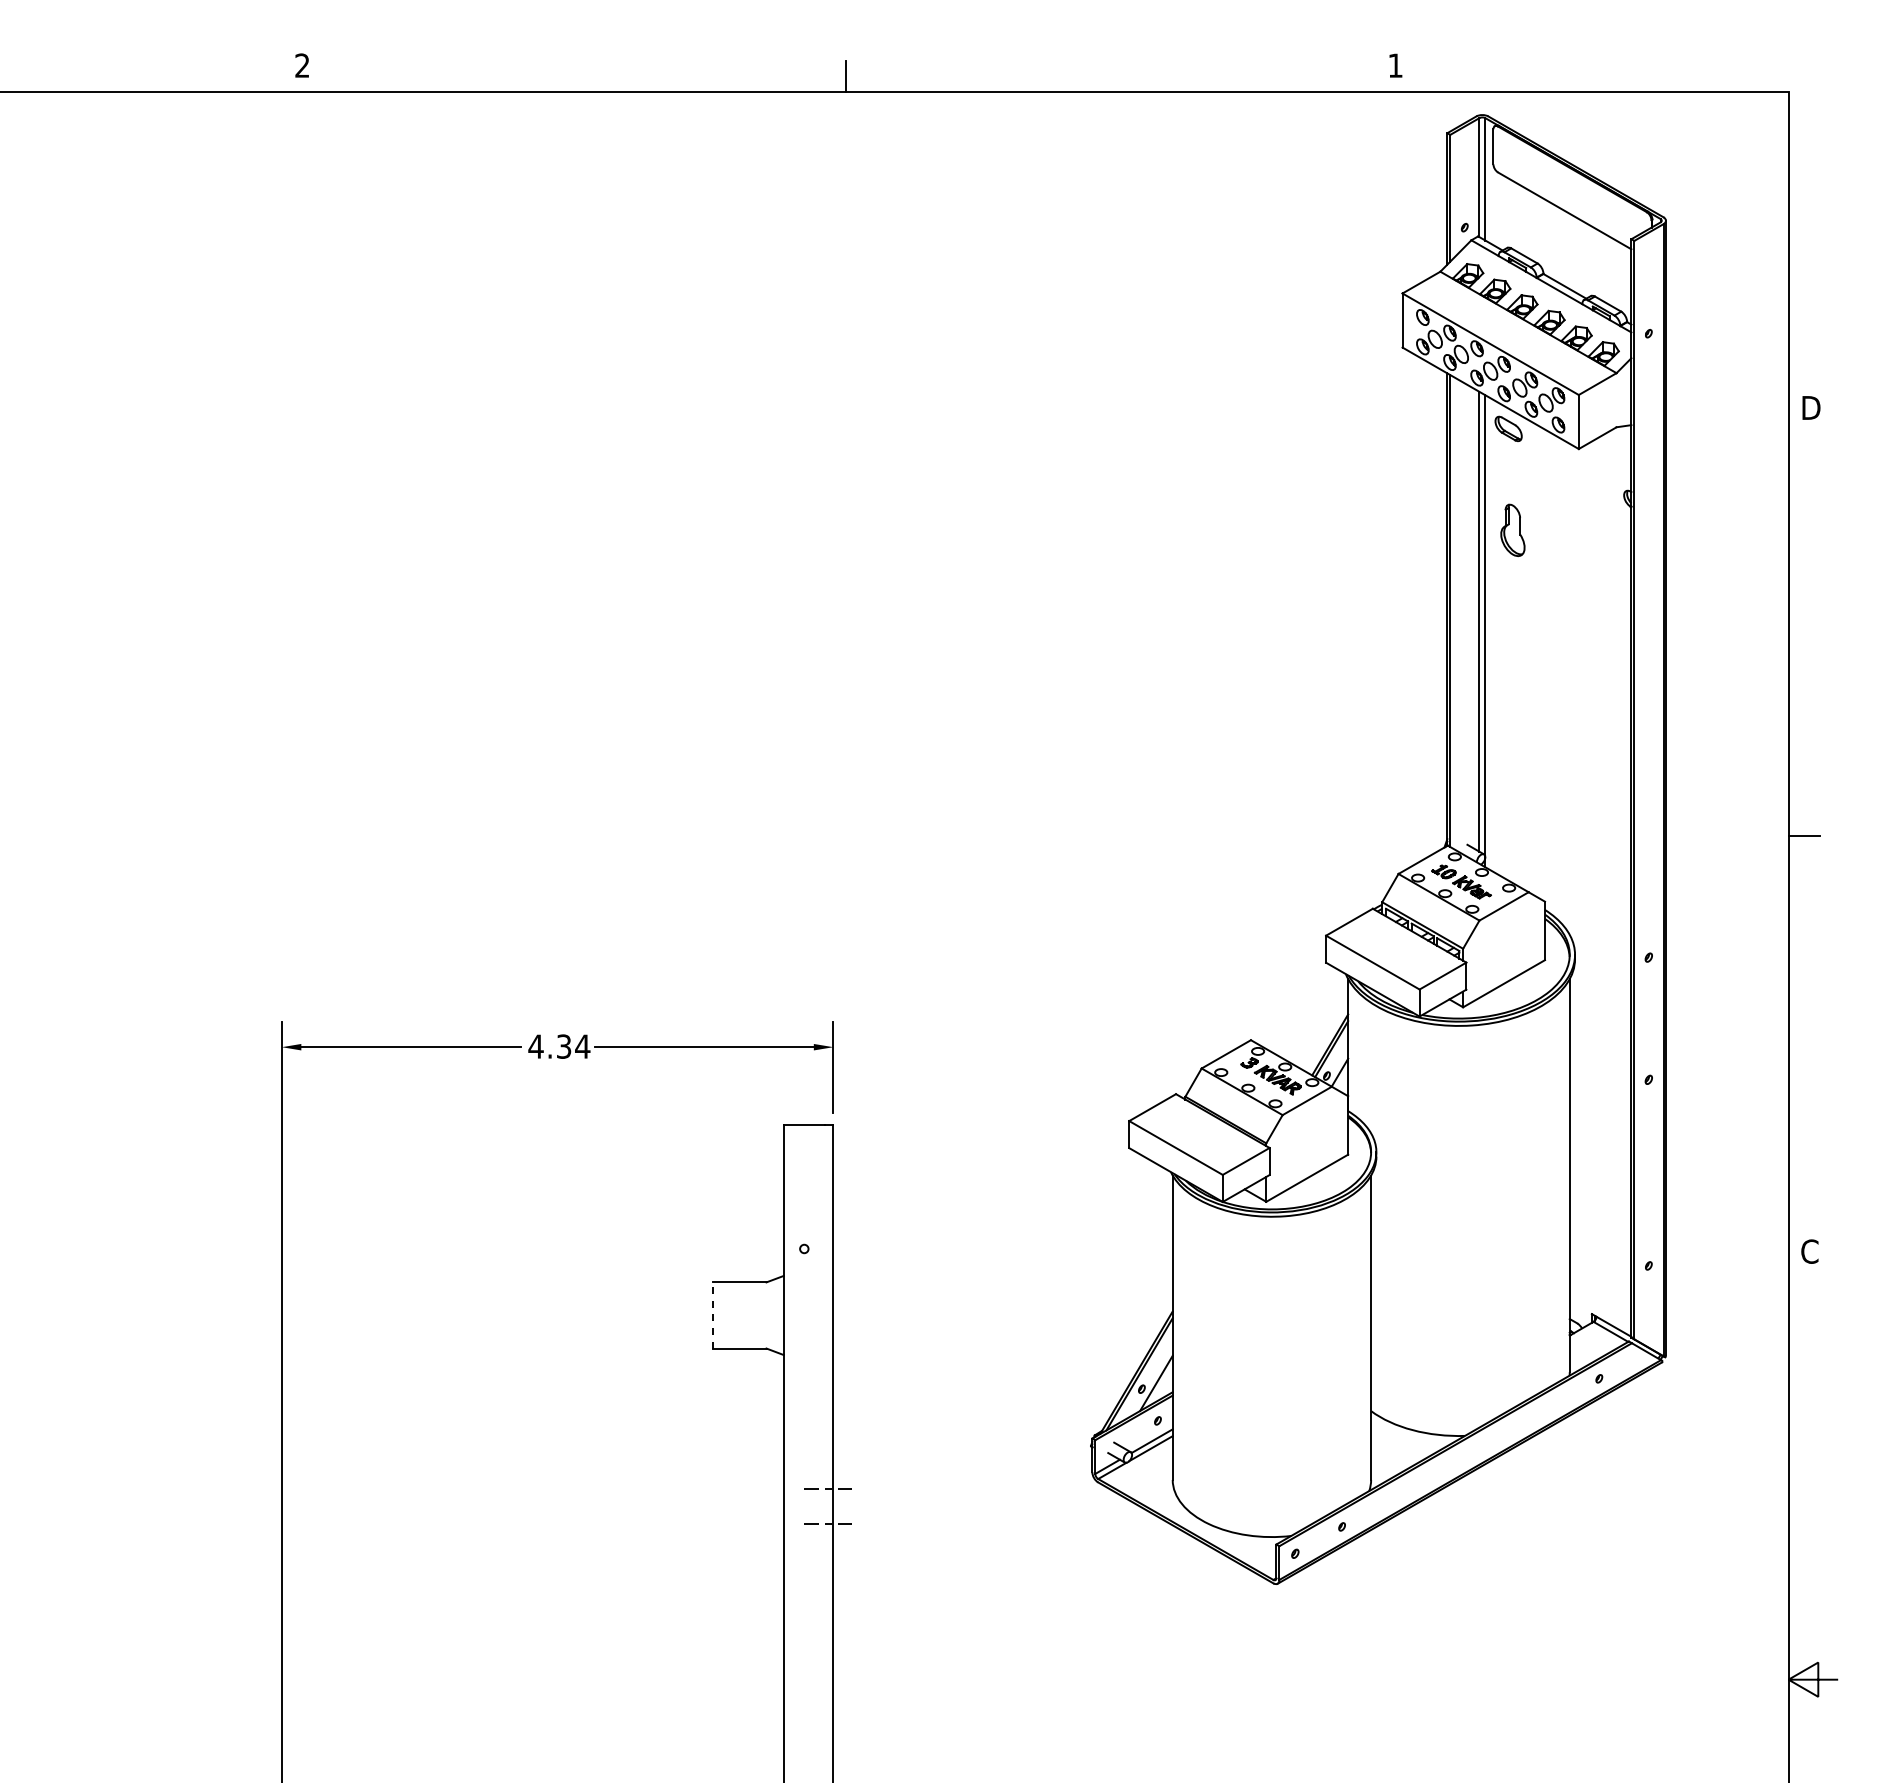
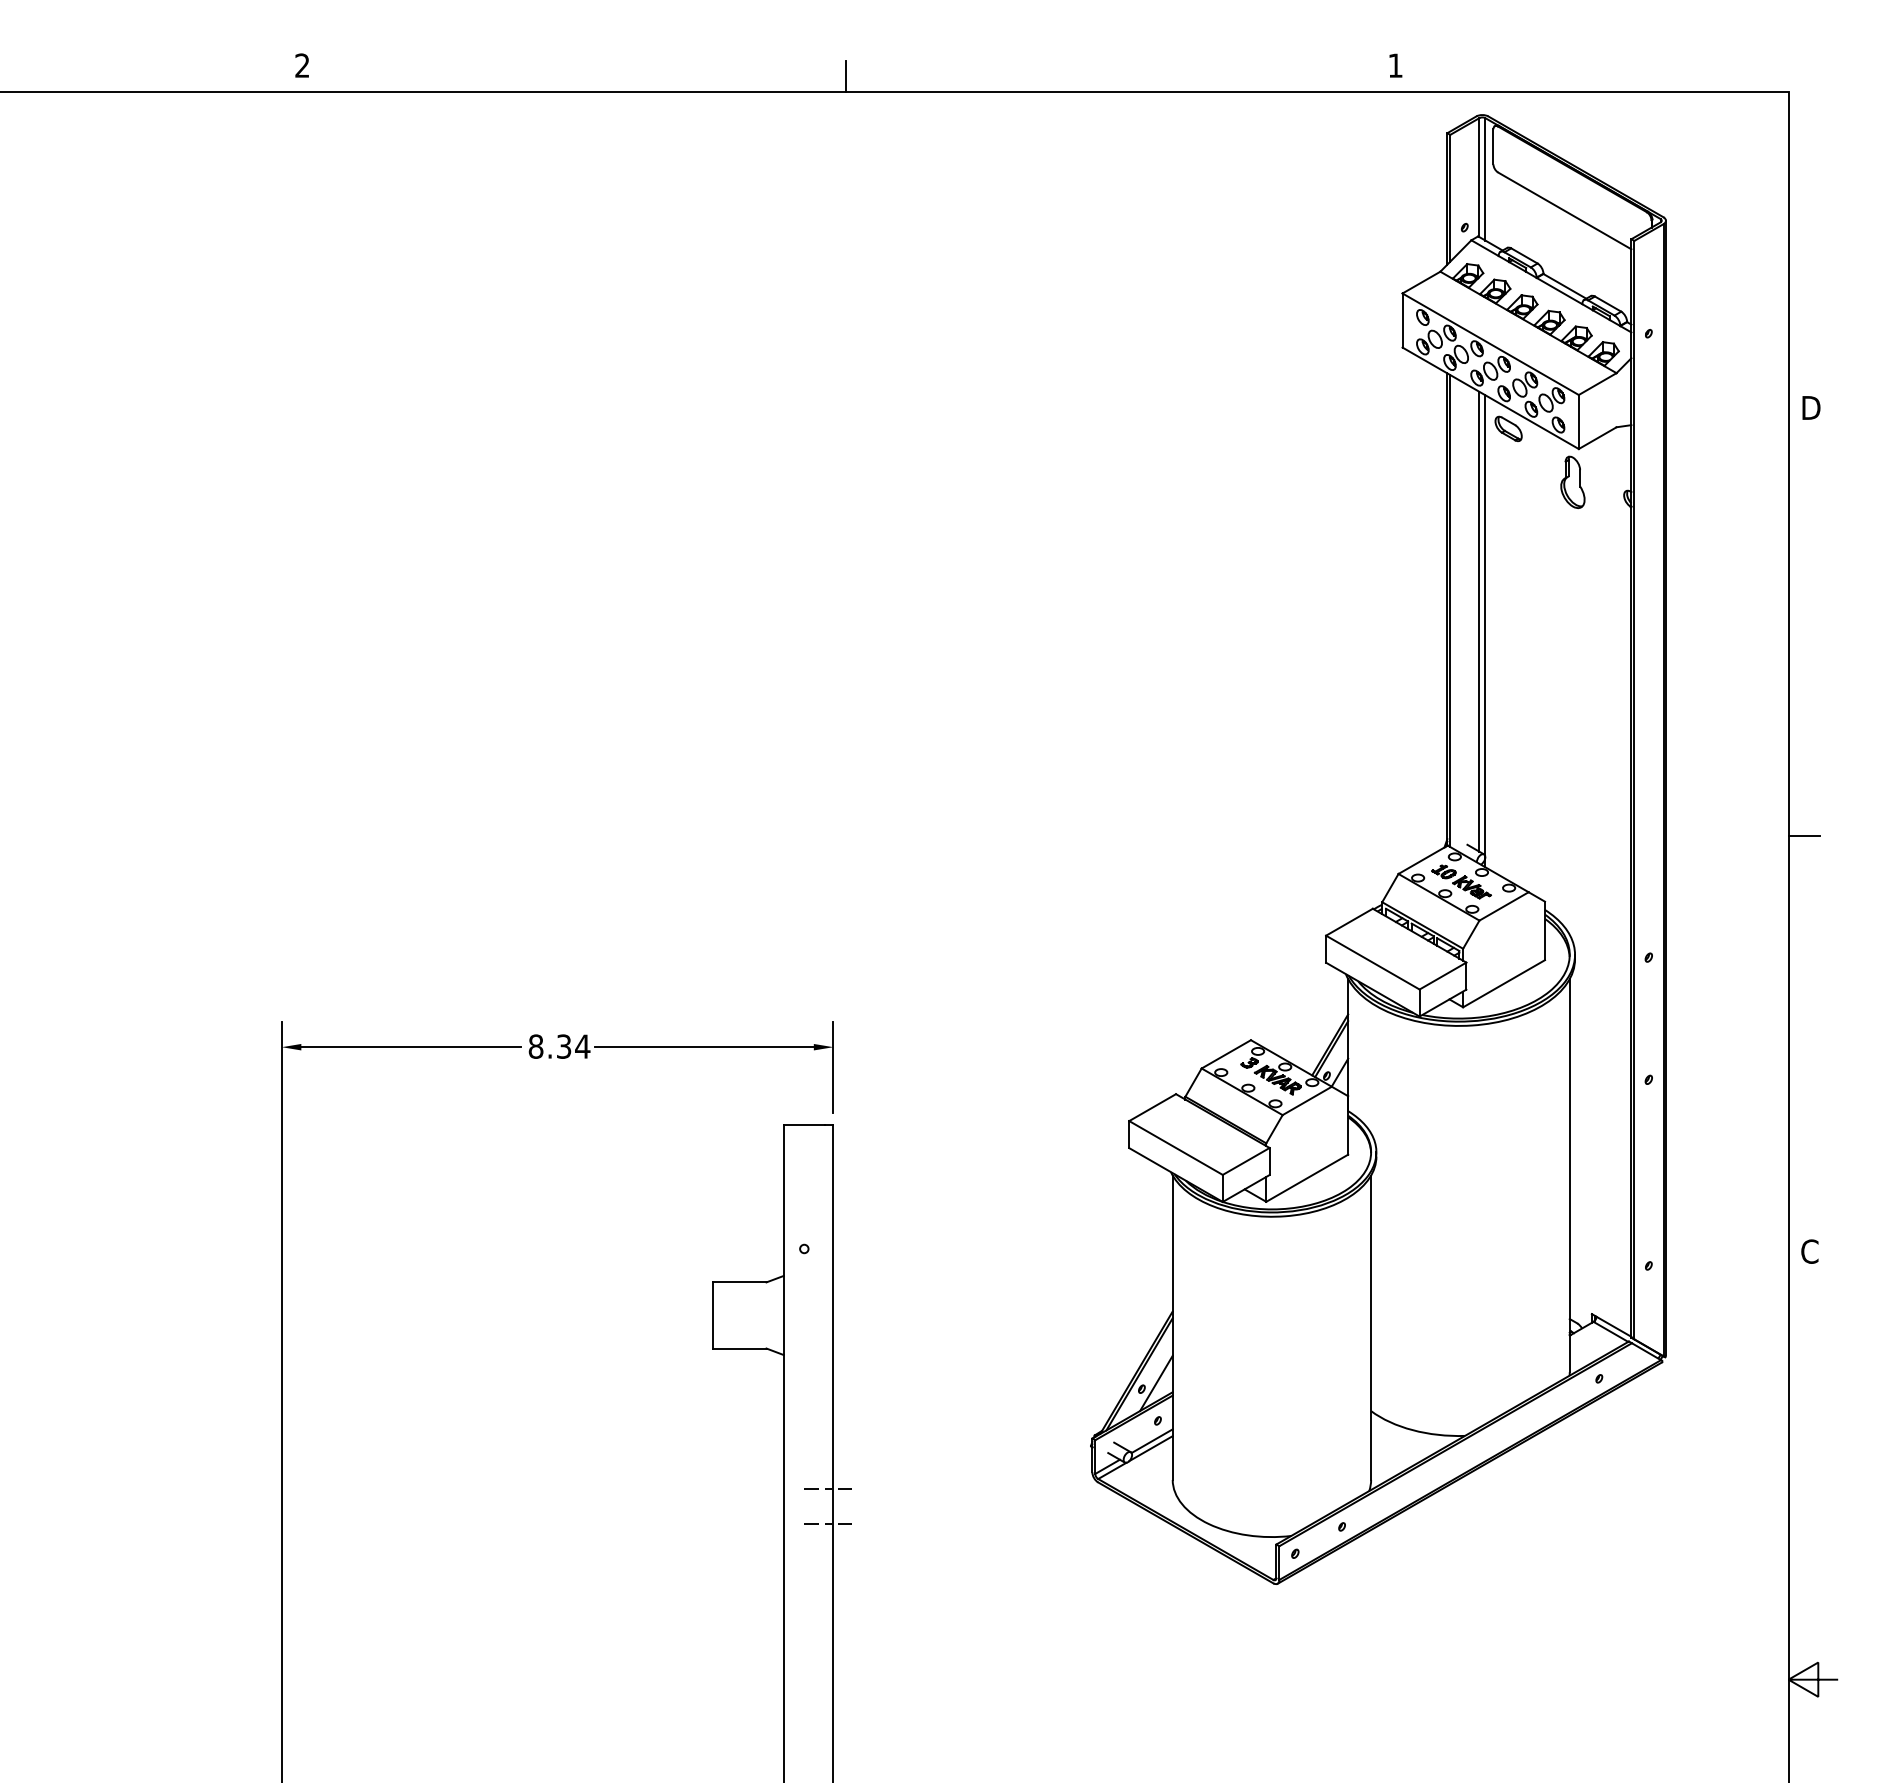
part position: (1512, 529) -> (1572, 481) (1572, 481)
text: 4.34 -> 8.34 (535, 1046)
line: dashed -> solid (713, 1314)
